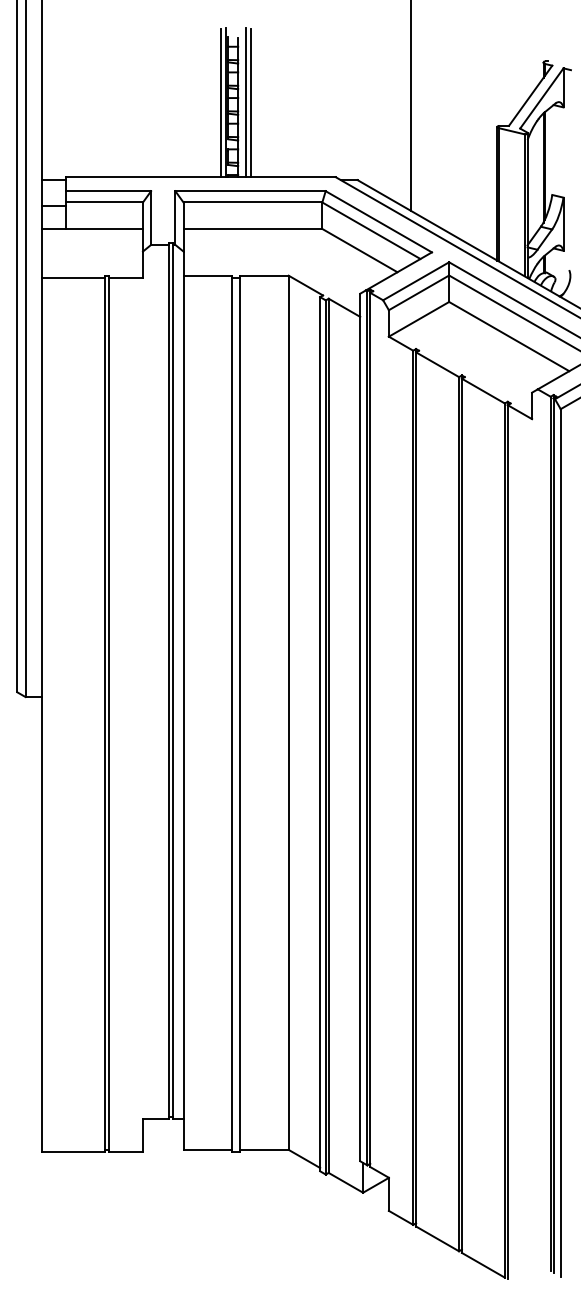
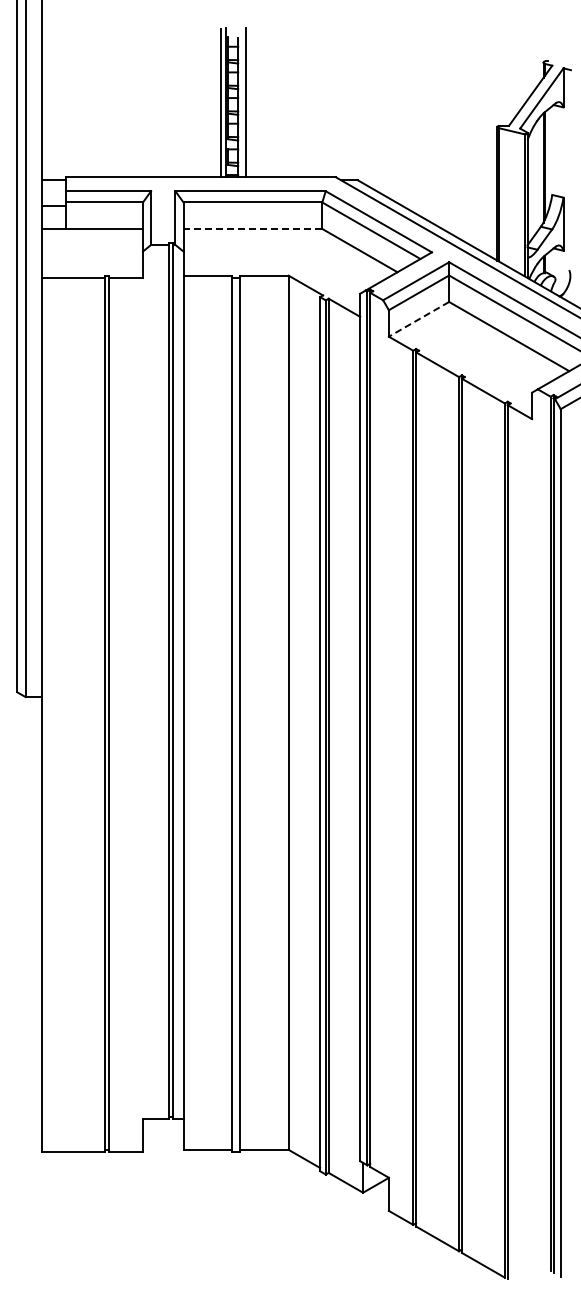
line: present -> none (251, 103)
line: present -> none (411, 106)
line: solid -> dashed (252, 228)
line: solid -> dashed (419, 319)
